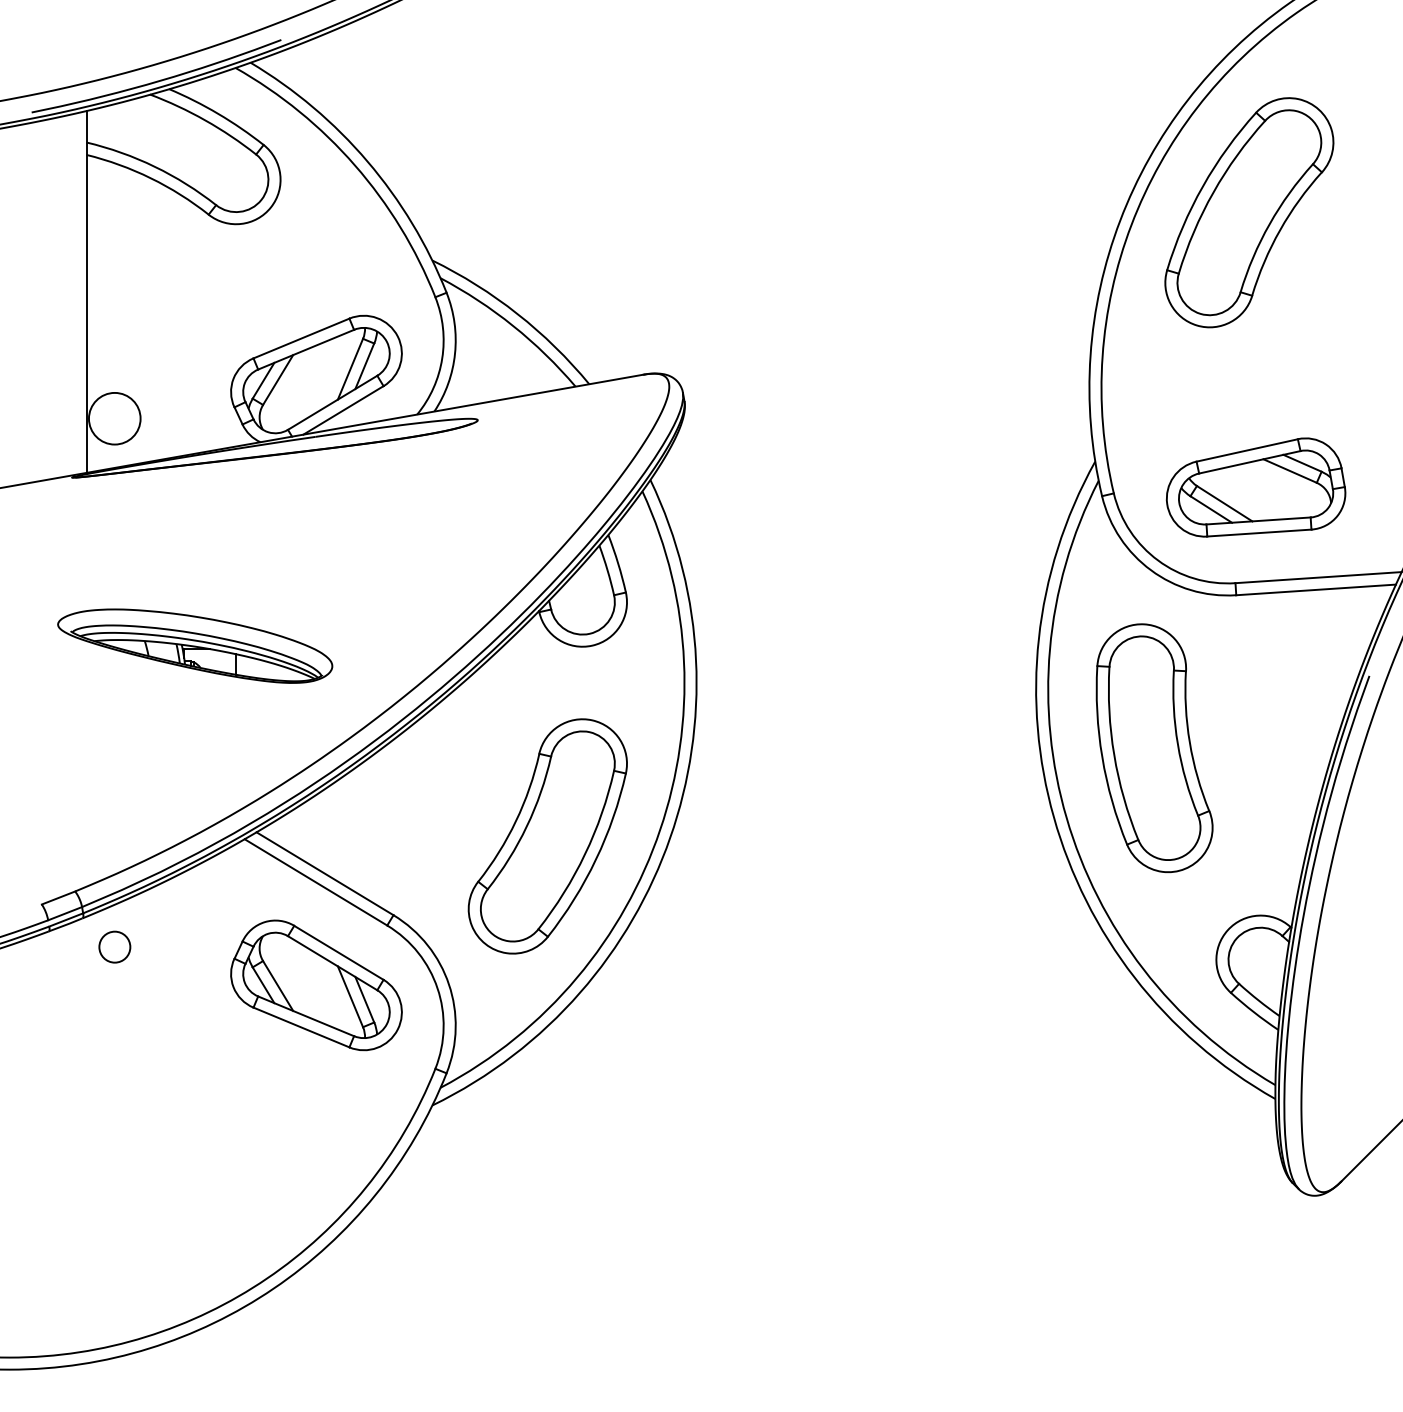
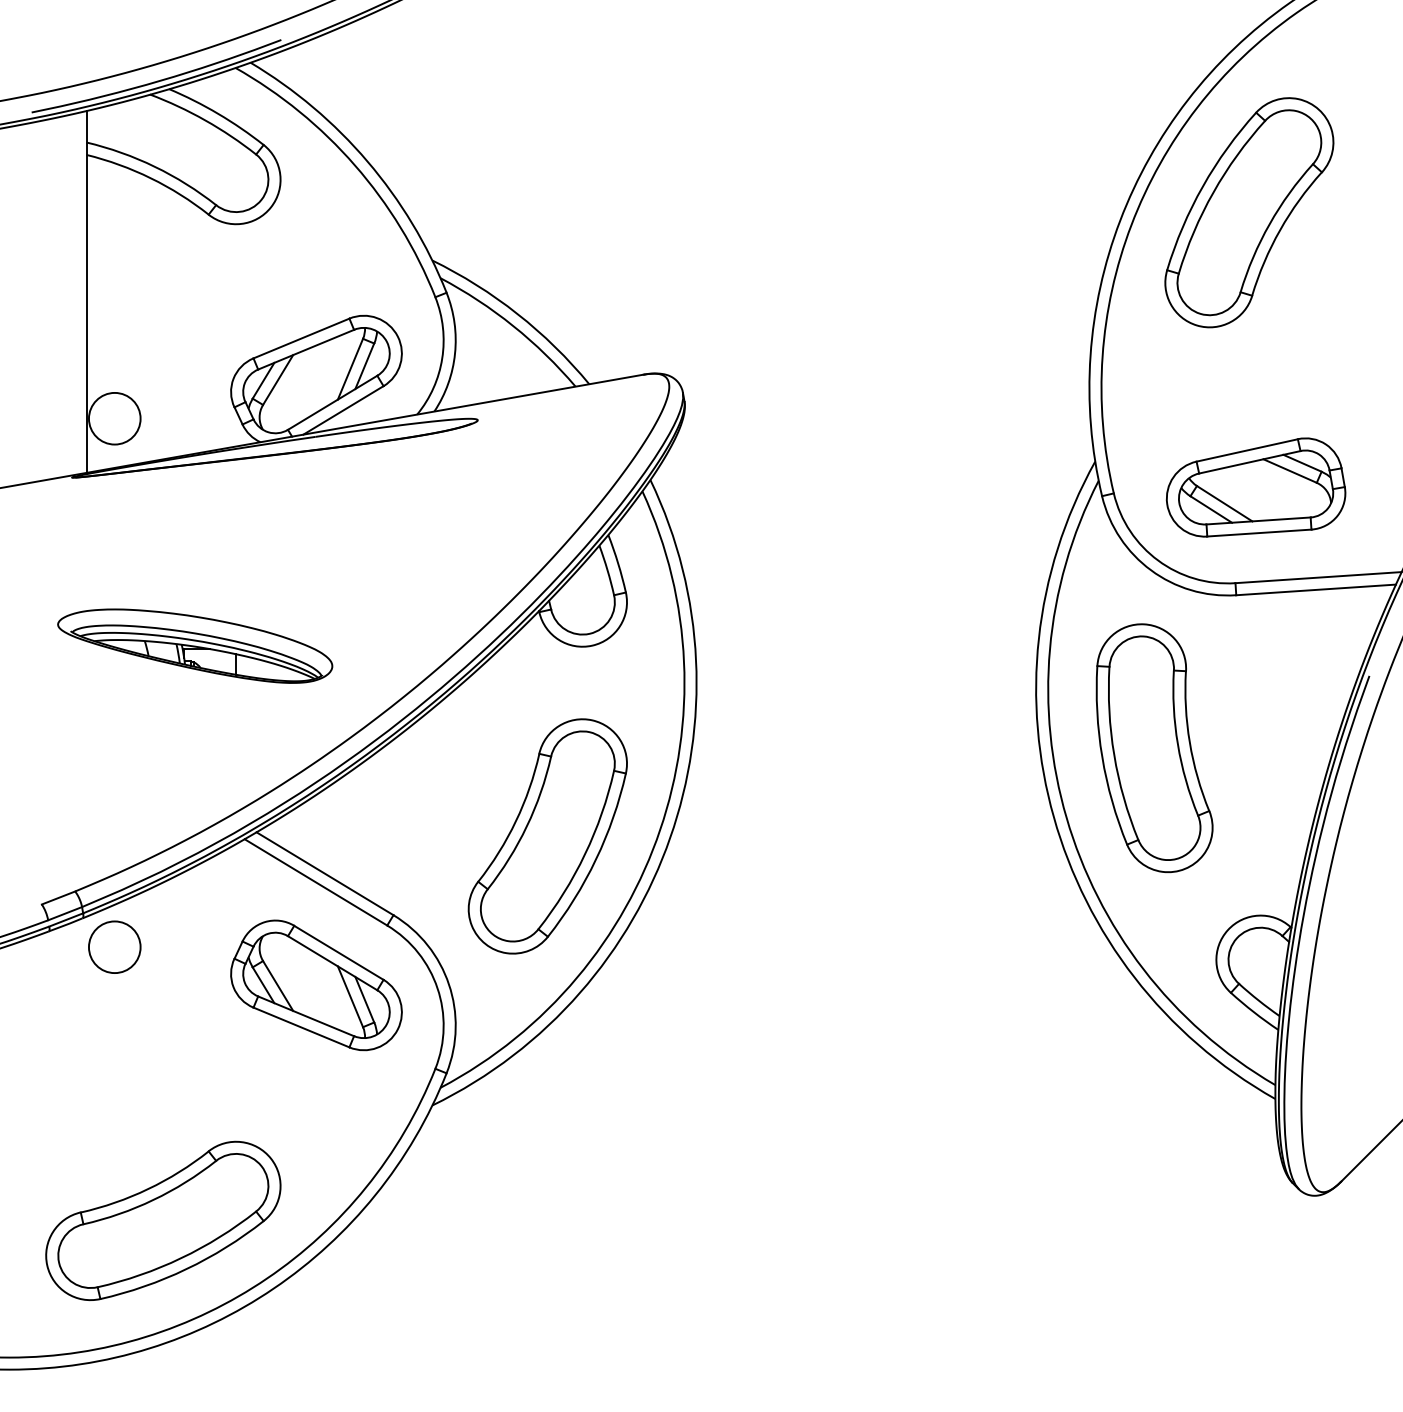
circle size: 34x34 px -> 54x54 px (114, 946)
part: none -> present (163, 1220)
